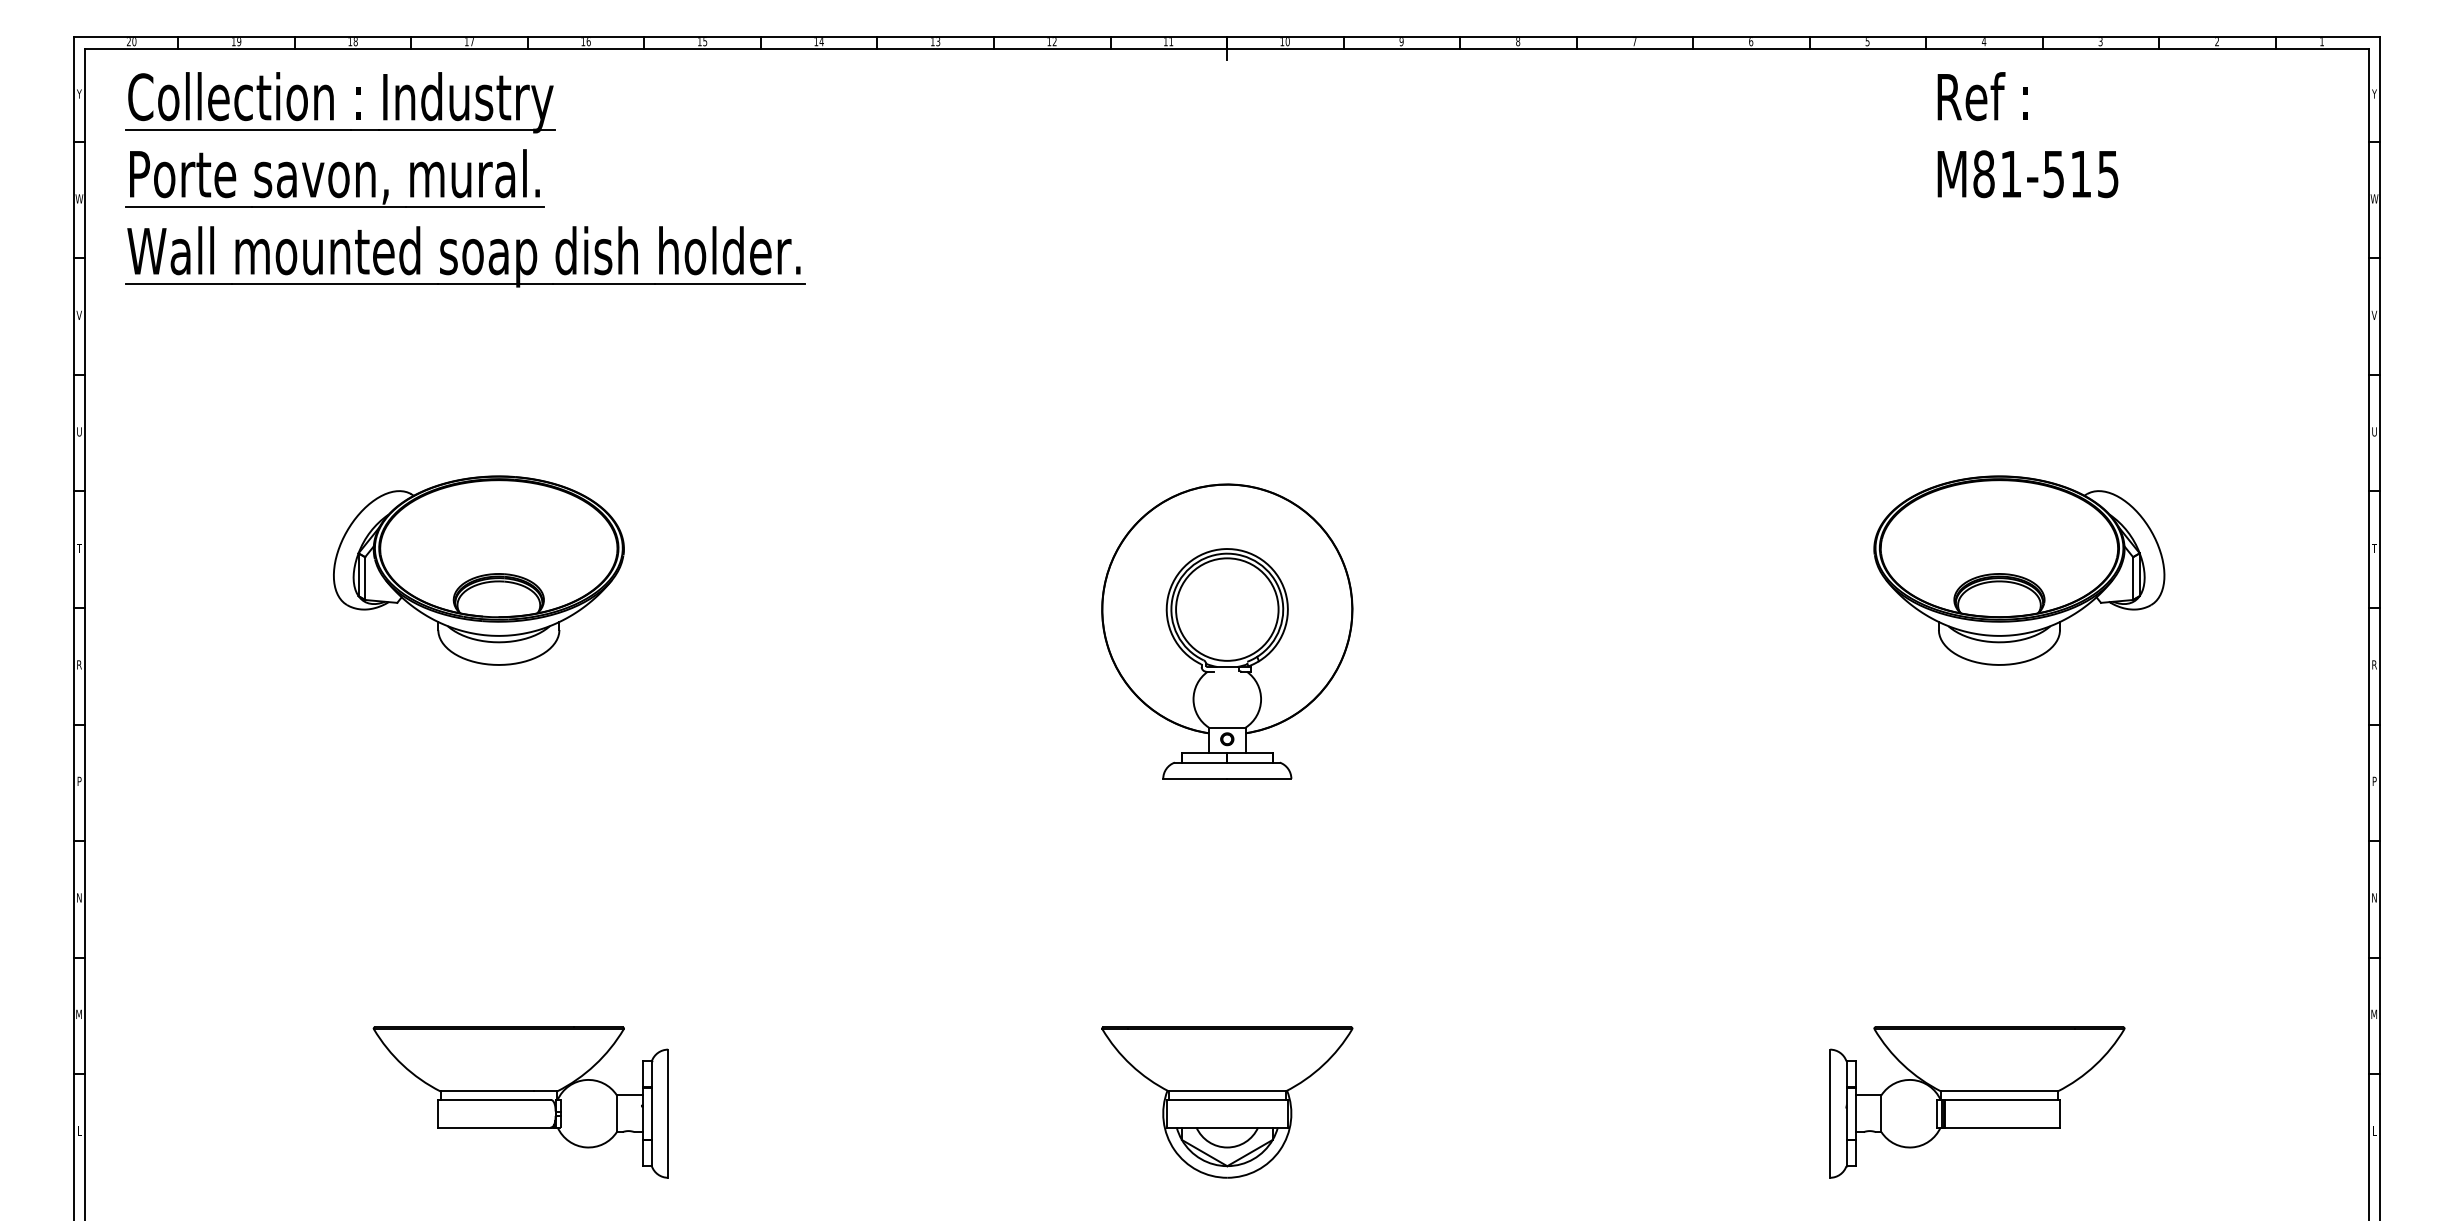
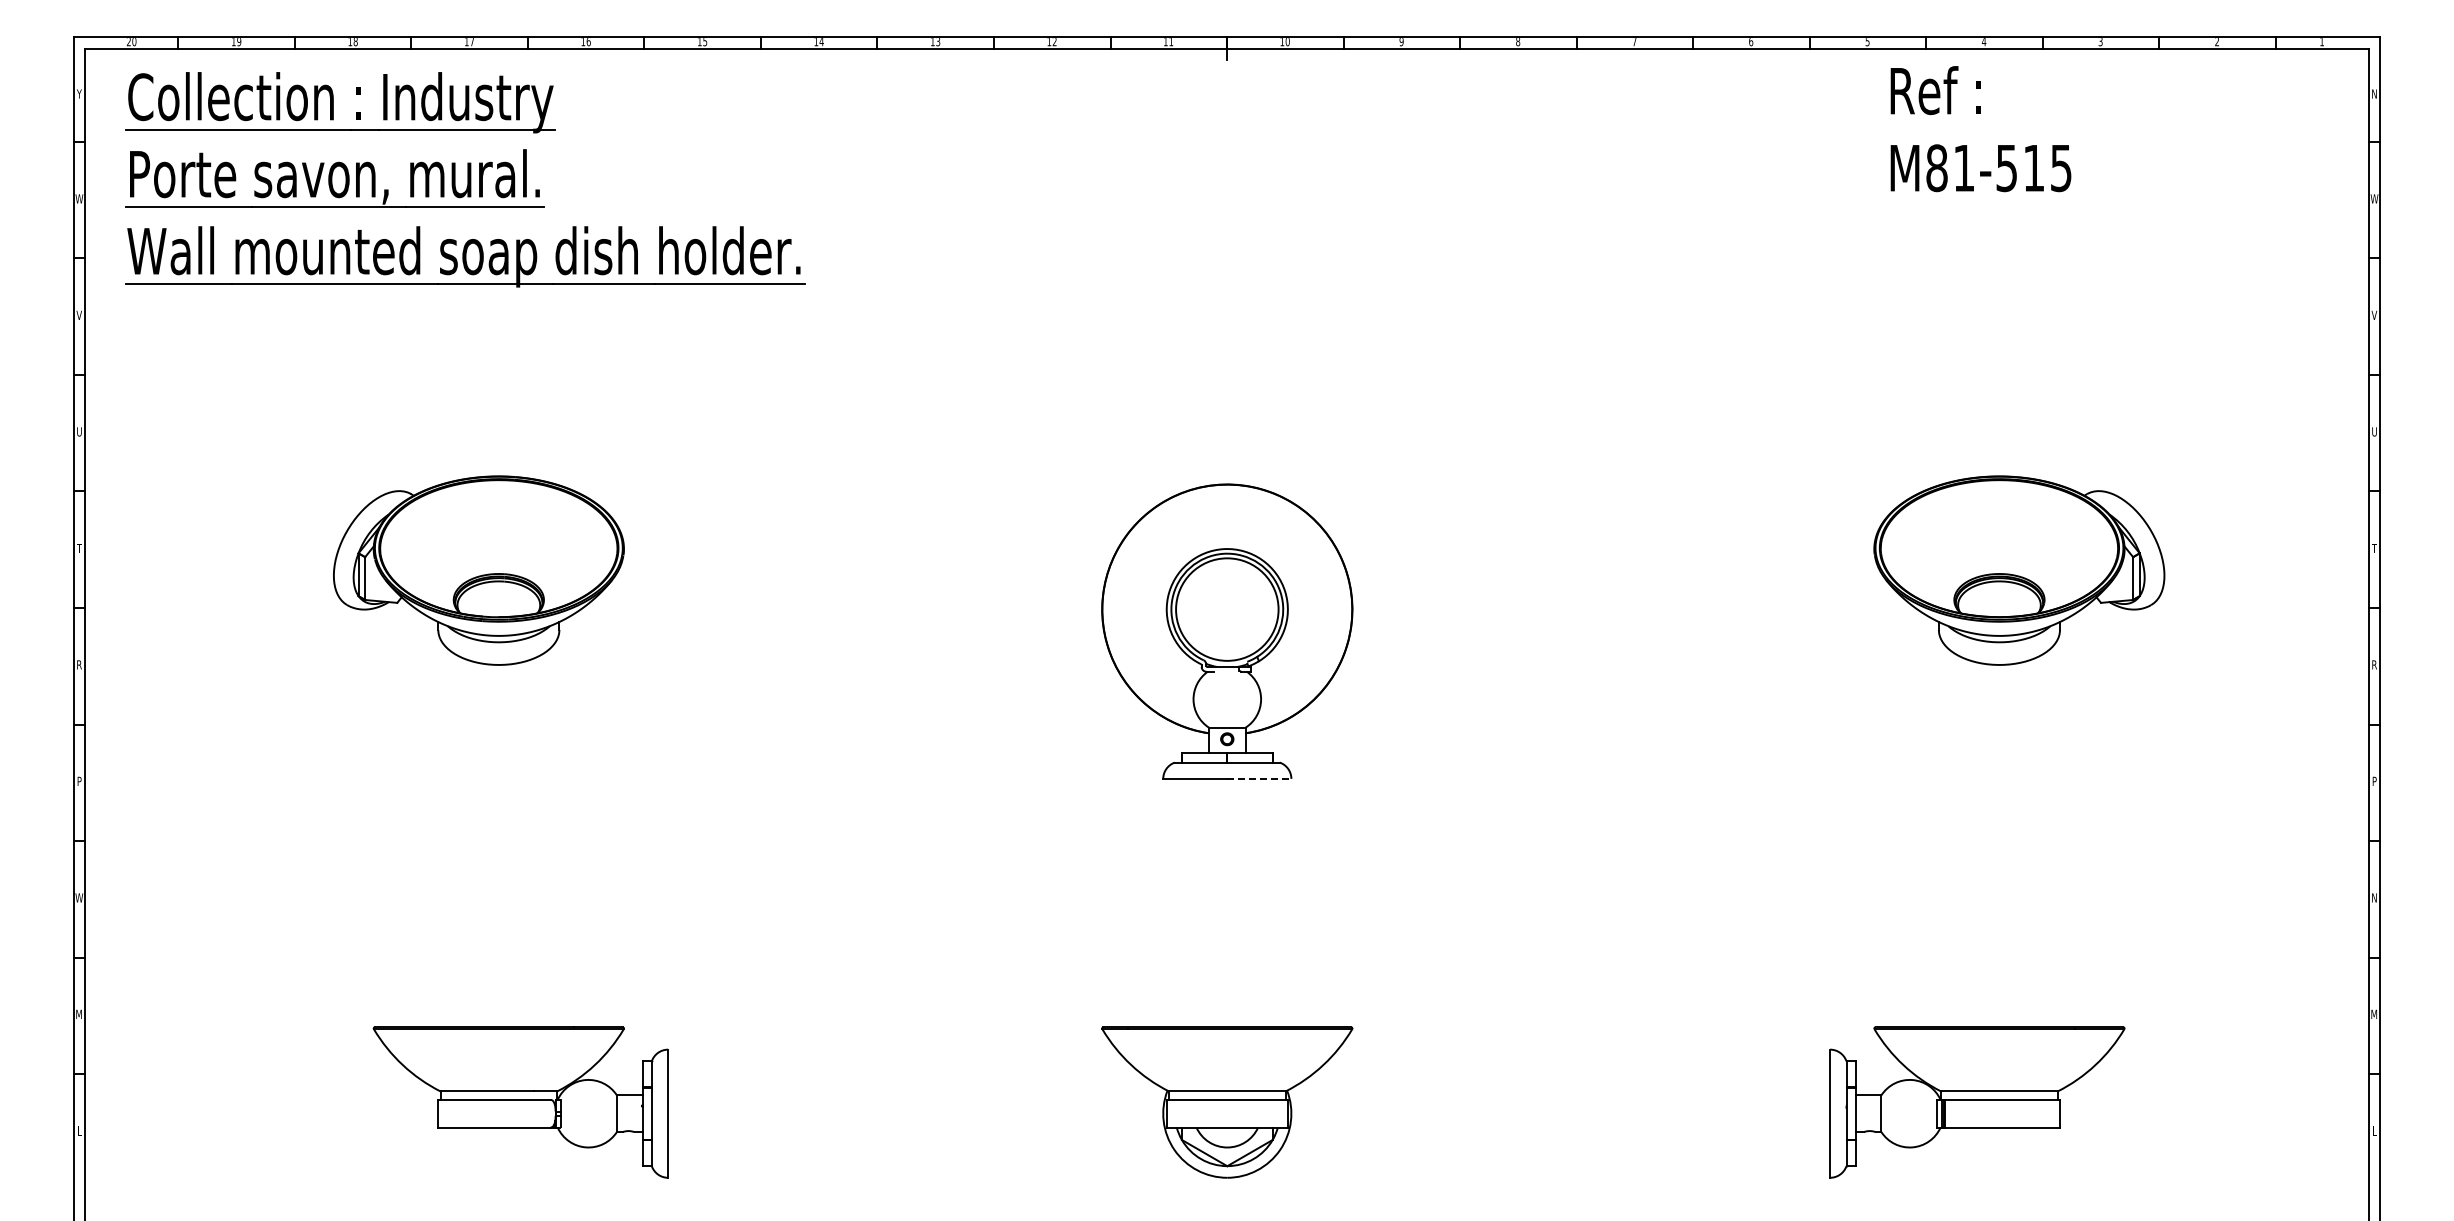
text: Y -> N (2374, 93)
text position: (2027, 135) -> (1980, 129) (1980, 129)
line: solid -> dashed (1259, 778)
text: N -> W (79, 897)
